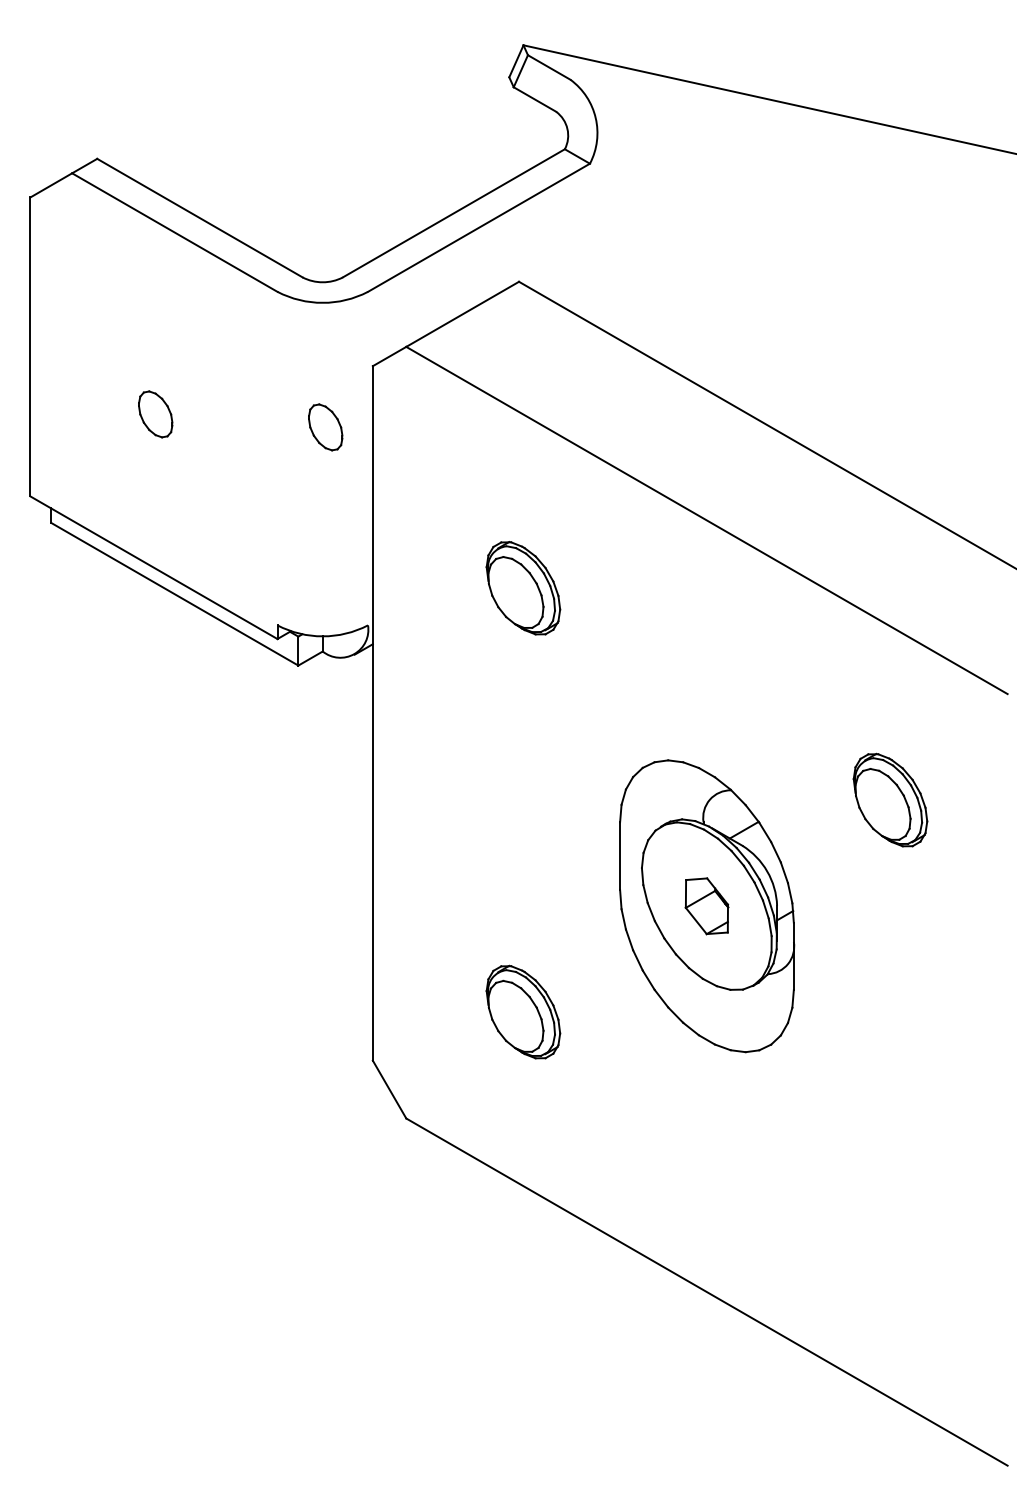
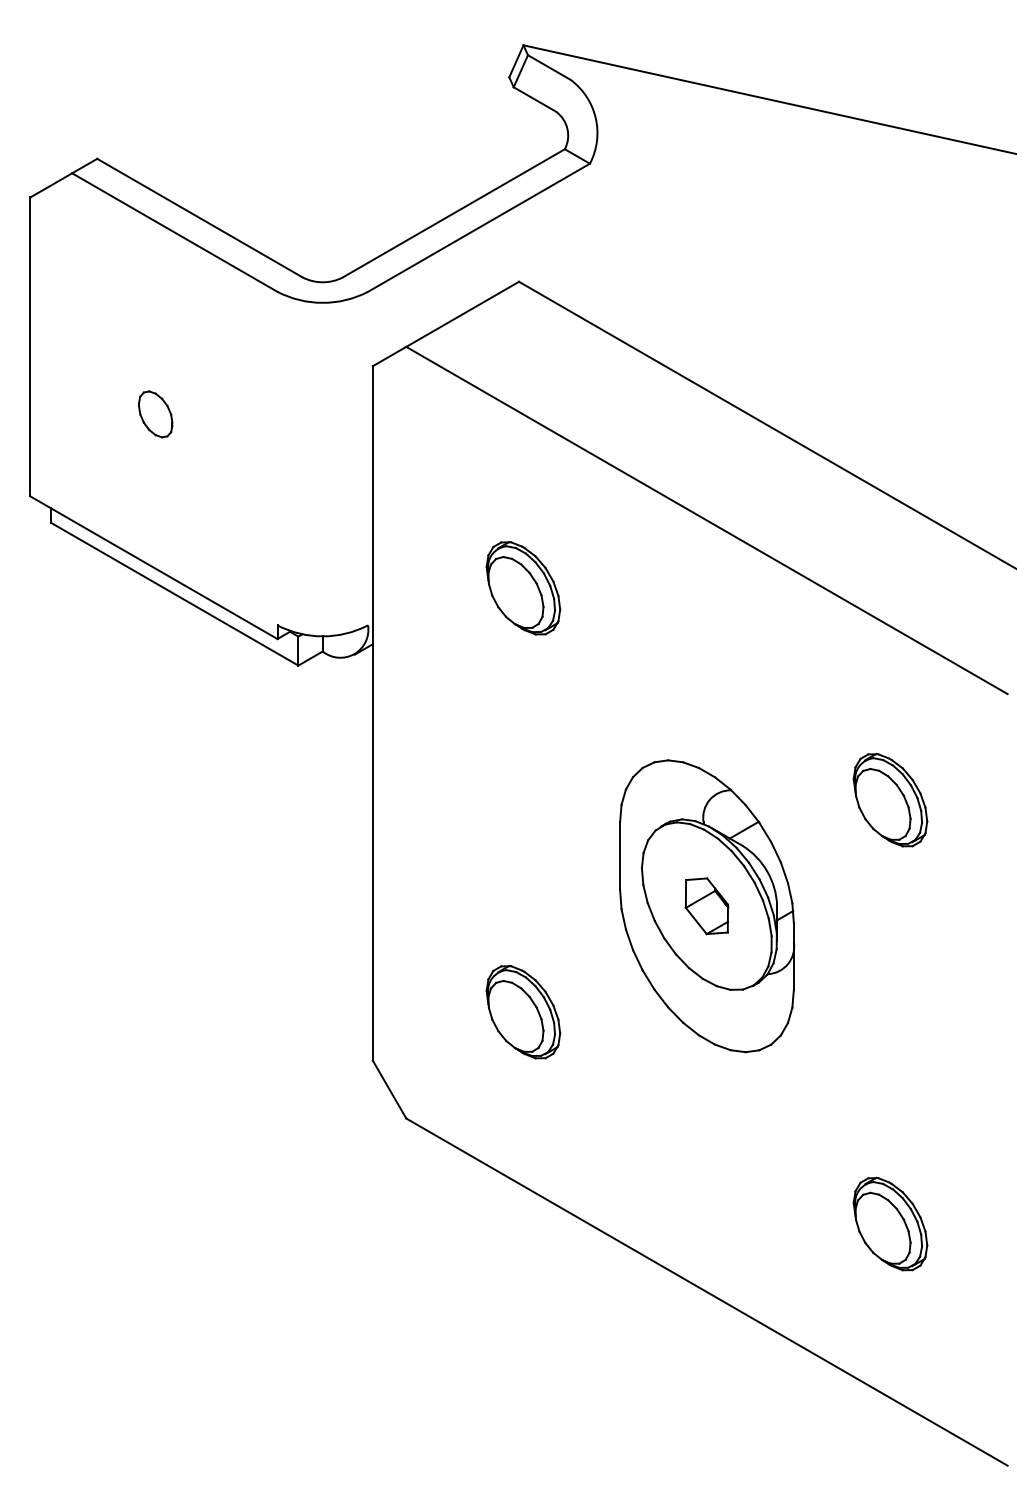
part: present -> none (325, 427)
part: none -> present (890, 1223)
